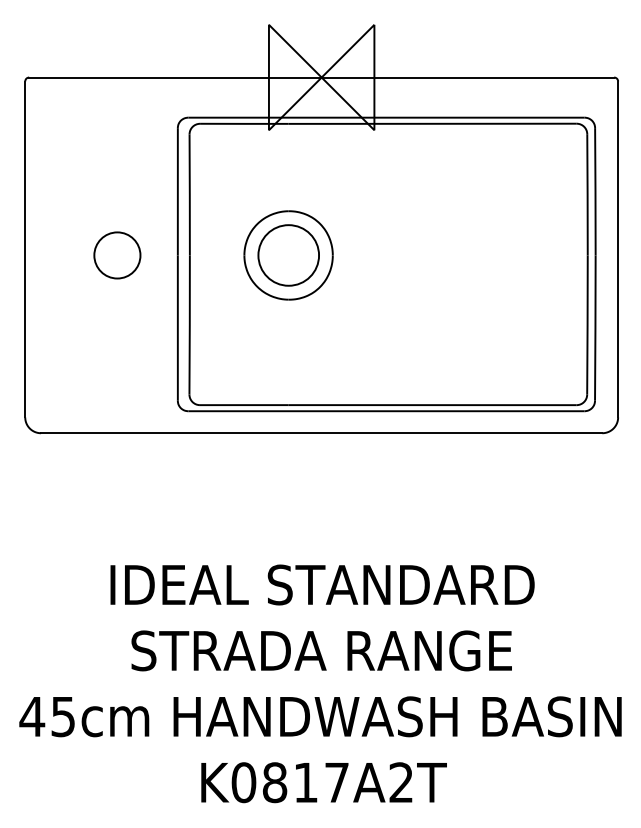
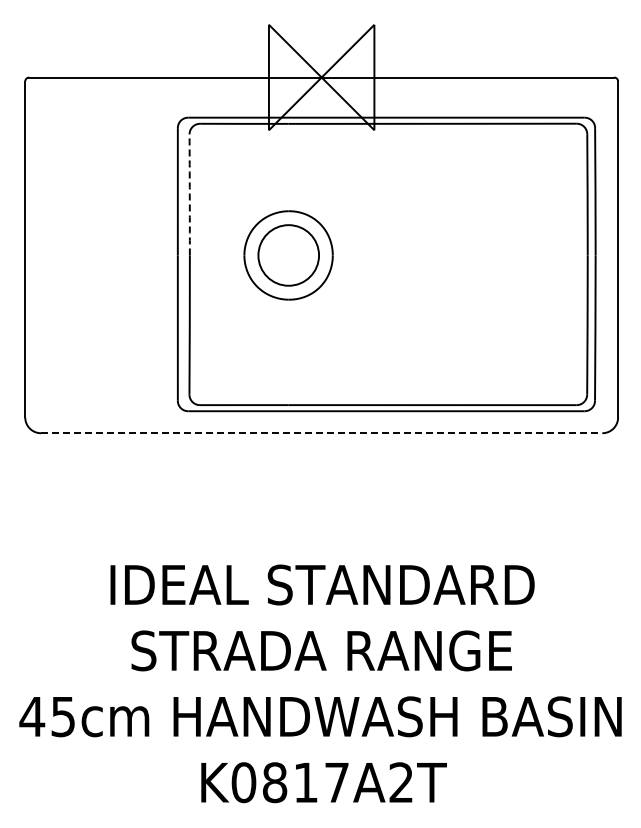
arc: solid -> dashed (189, 194)
circle: present -> none (117, 255)
line: solid -> dashed (321, 433)
